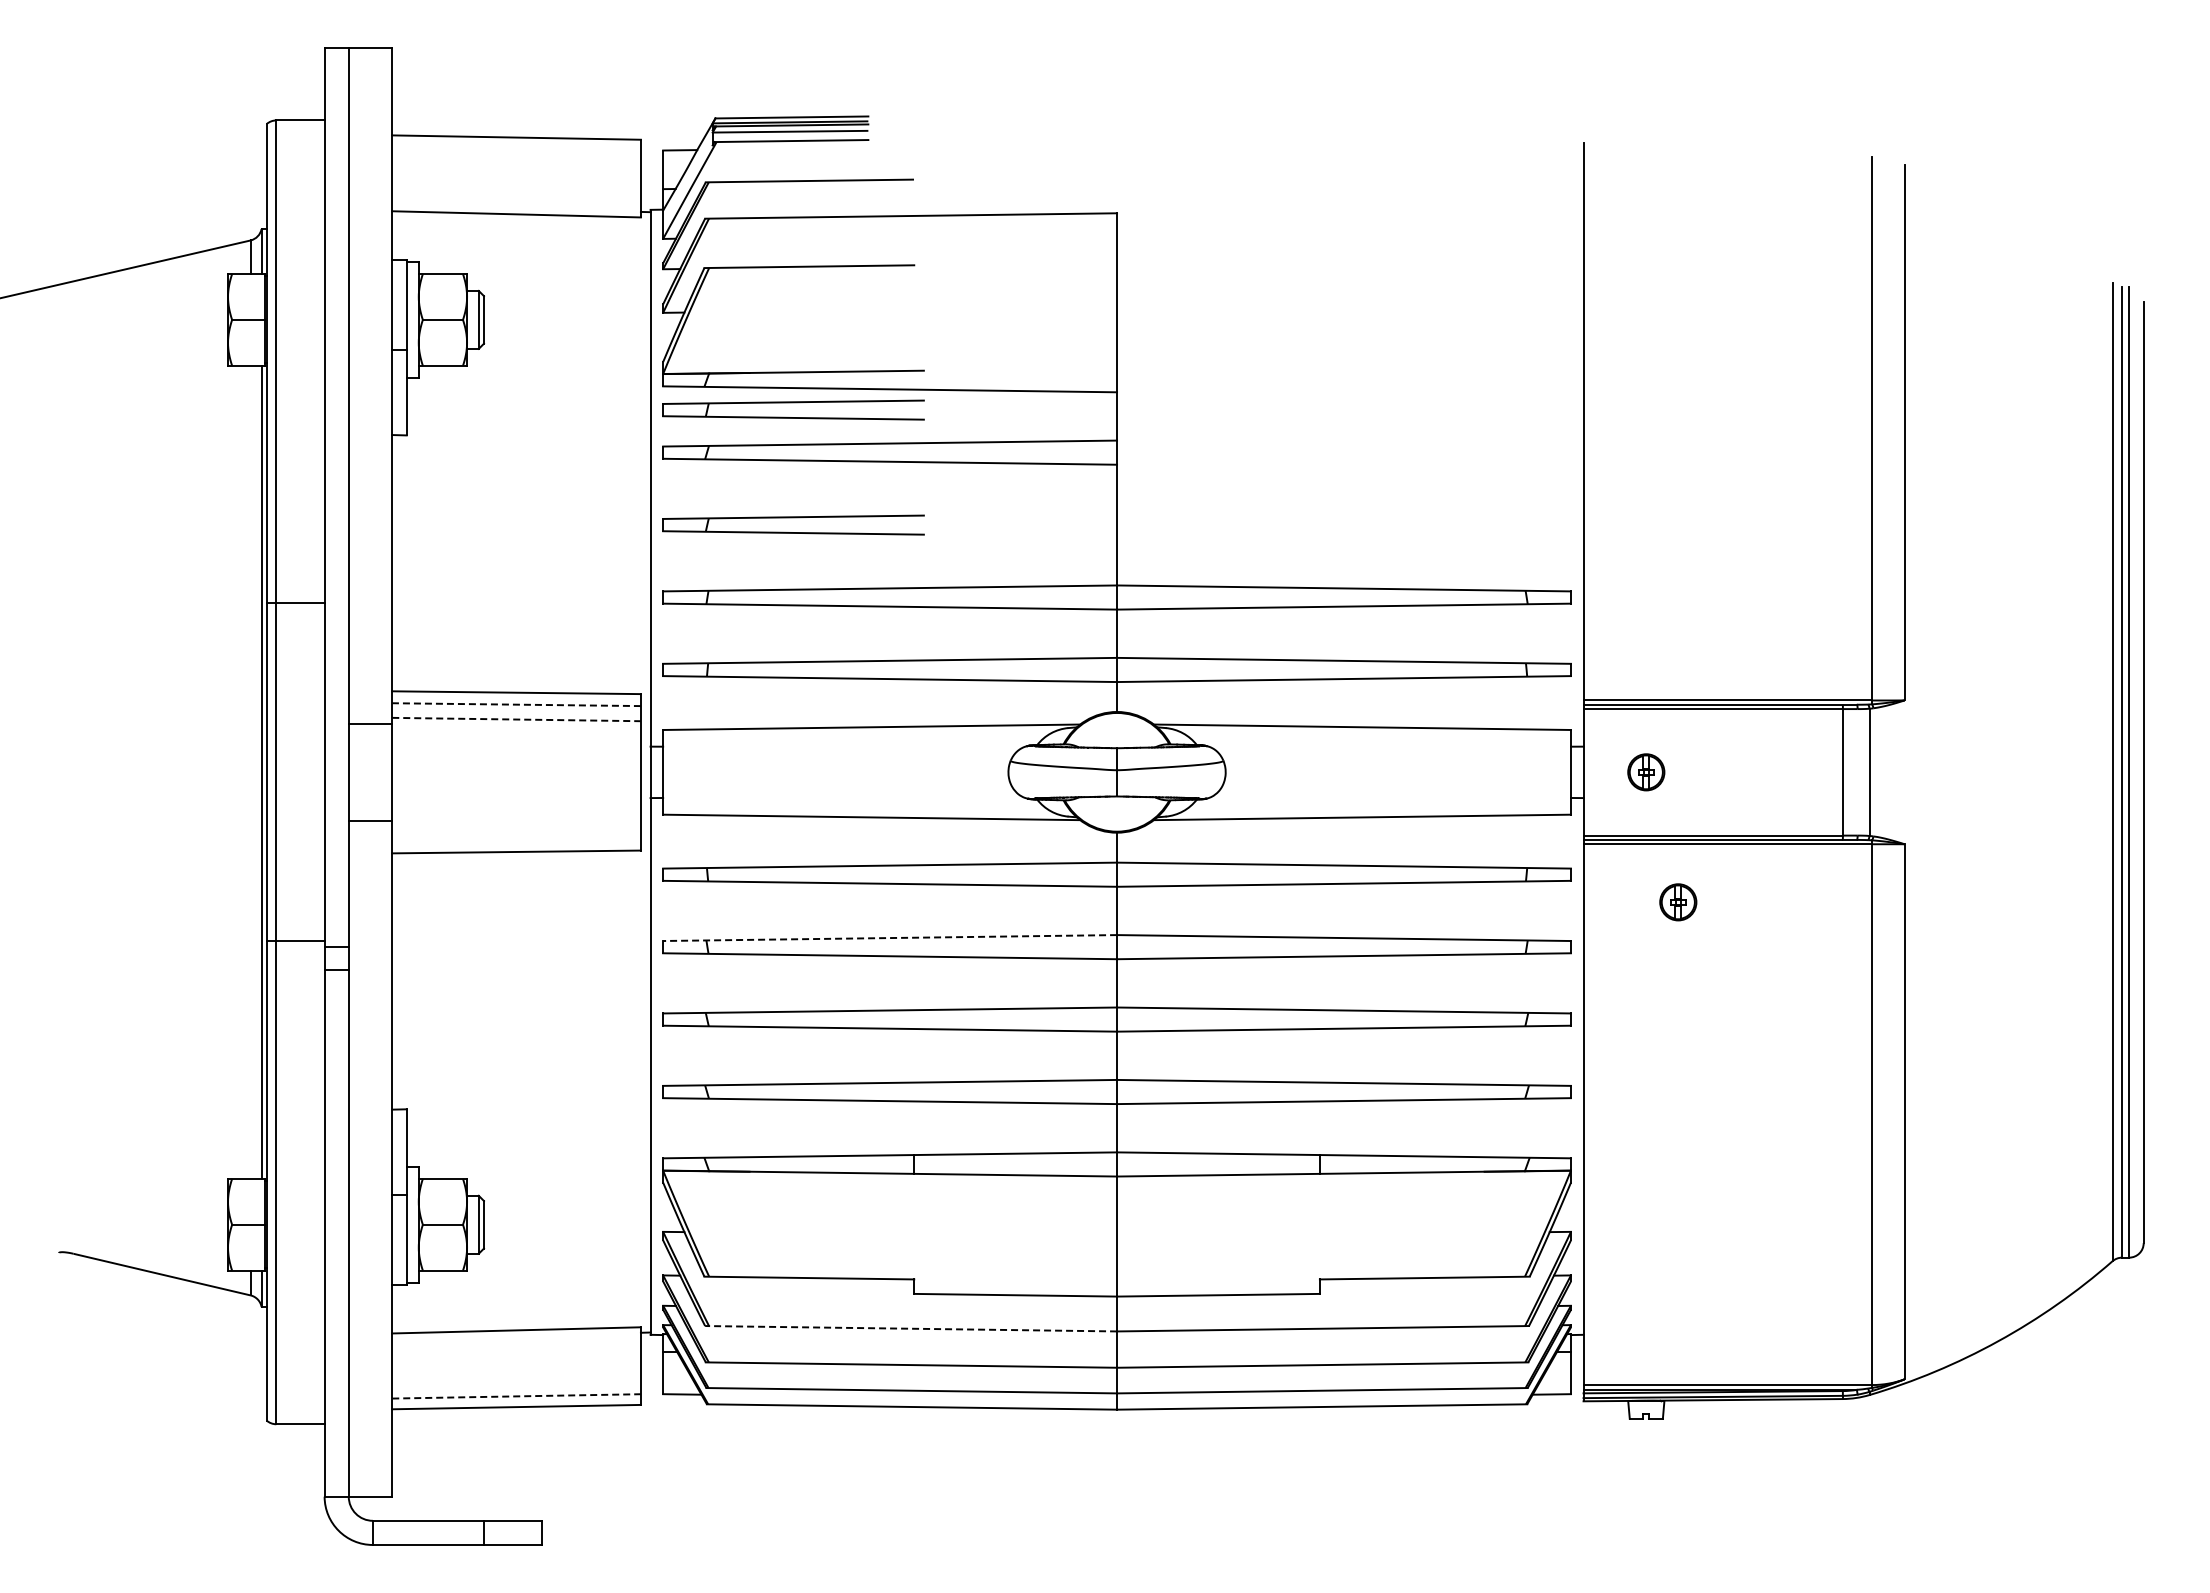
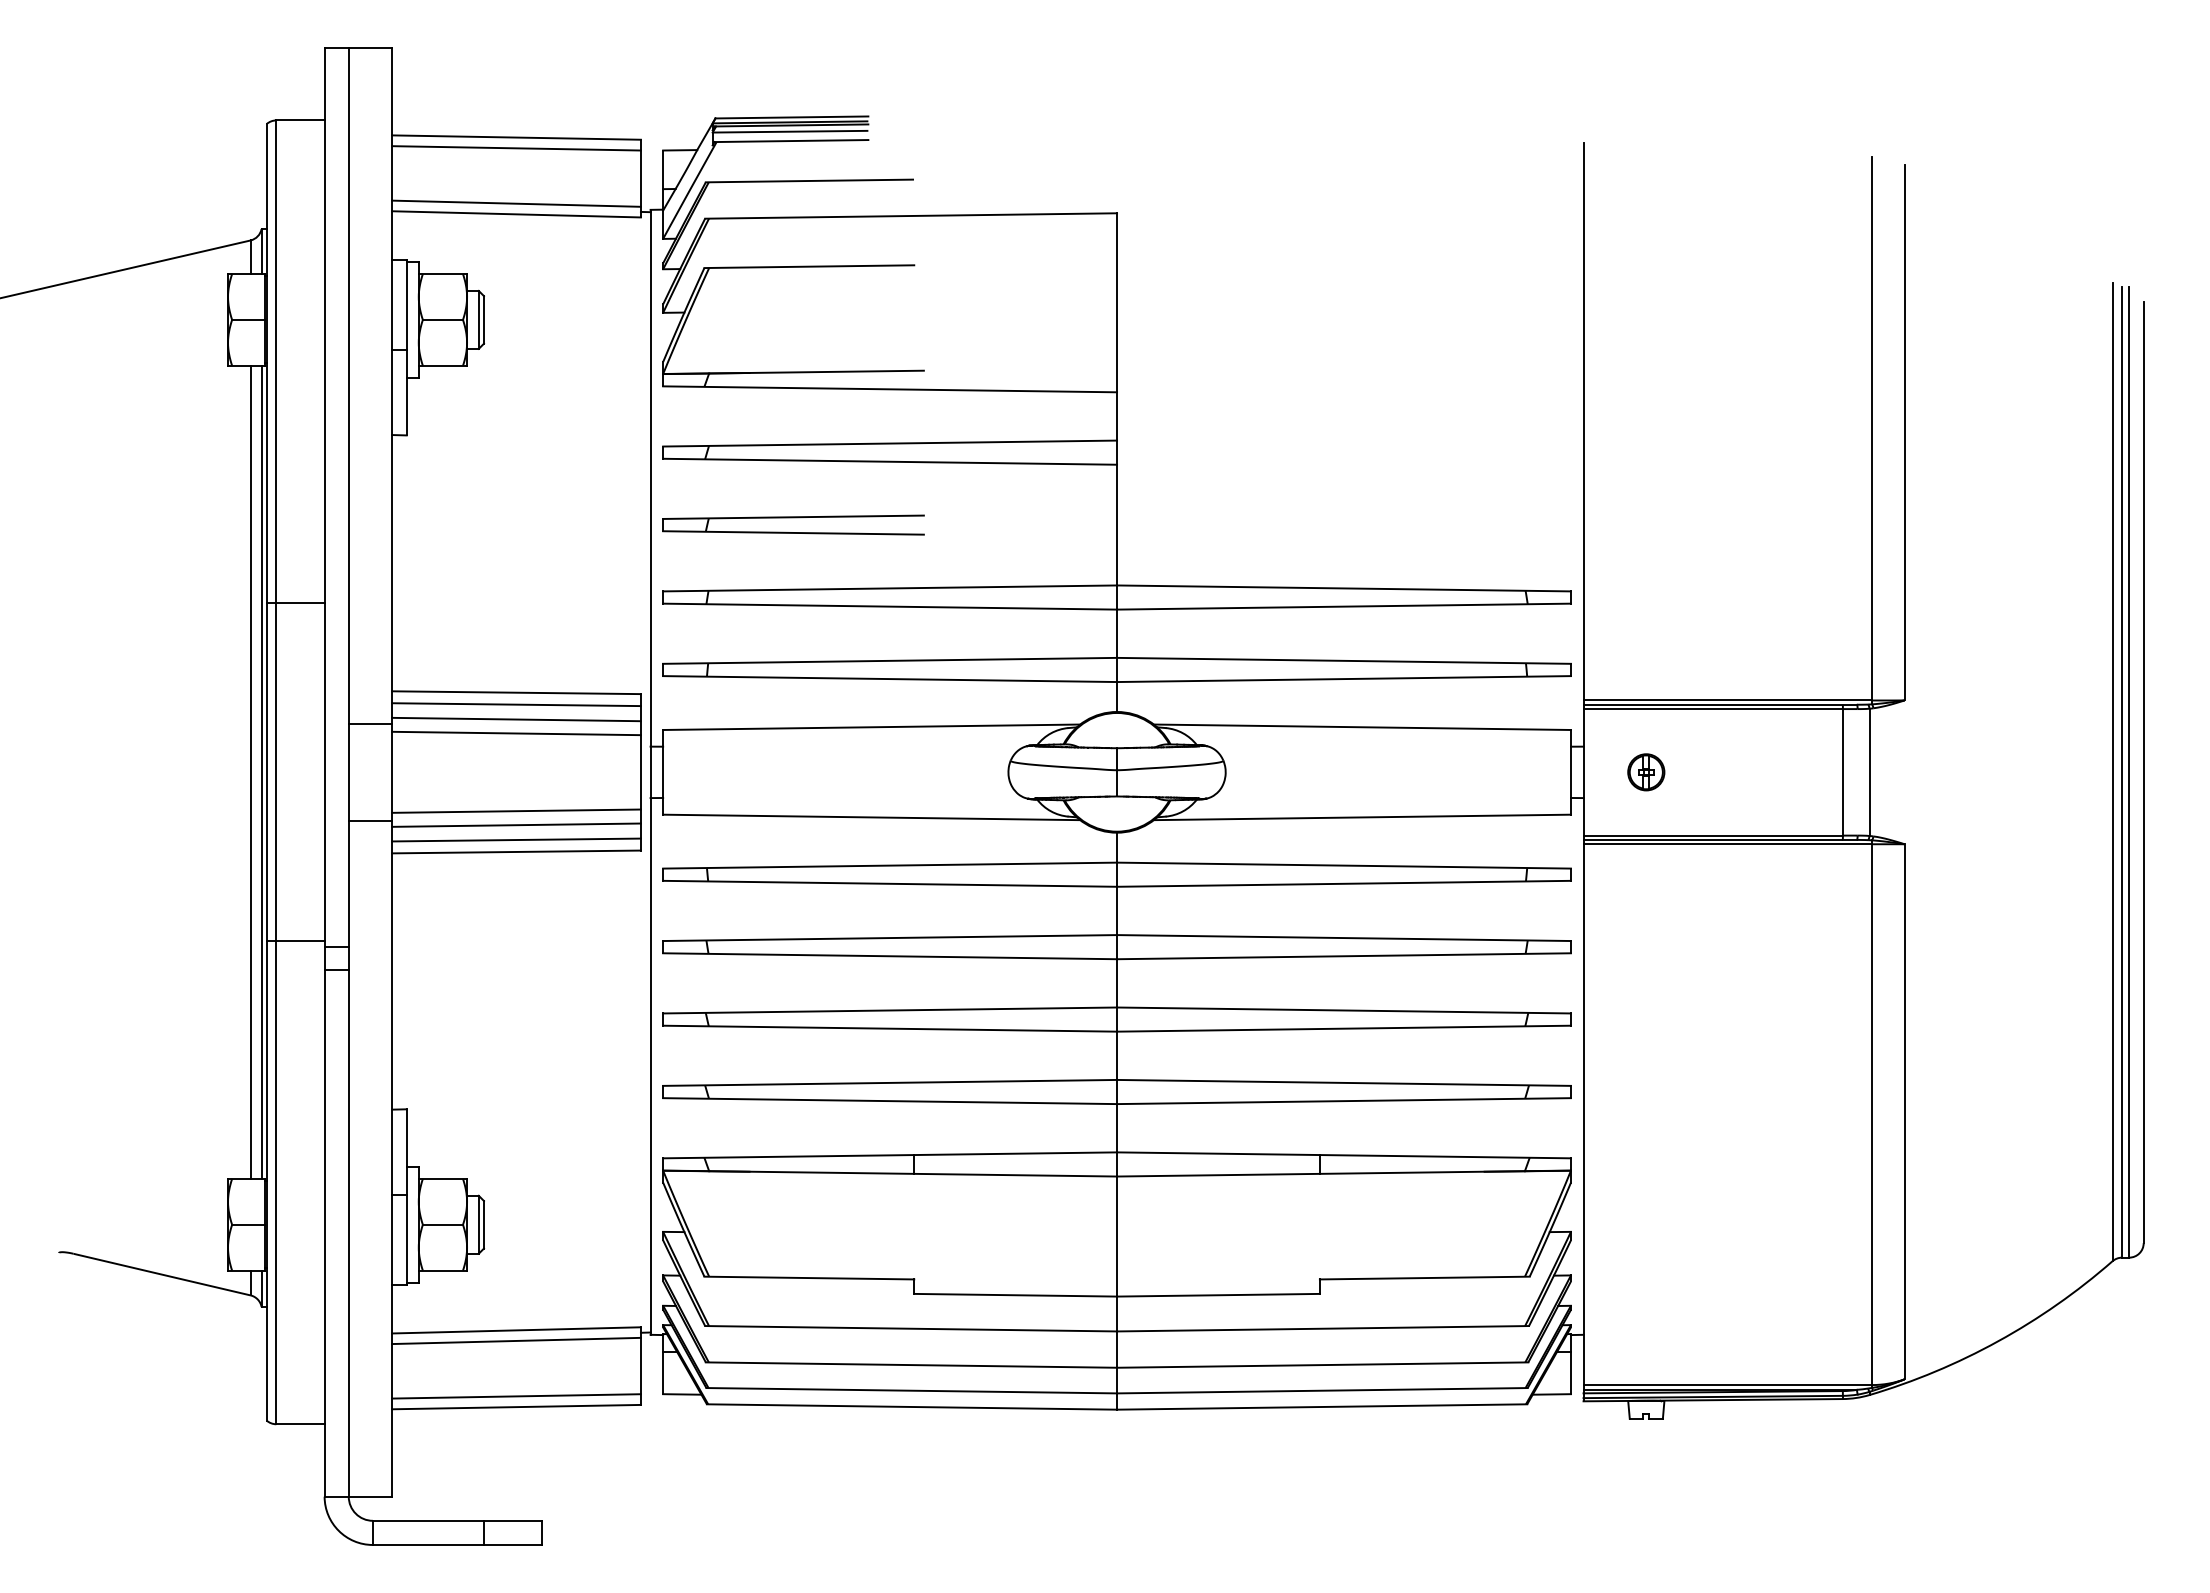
line: none -> present (516, 148)
line: none -> present (516, 203)
part: present -> none (793, 409)
line: dashed -> solid (516, 704)
line: dashed -> solid (517, 719)
line: none -> present (516, 733)
line: none -> present (250, 771)
line: none -> present (516, 810)
line: none -> present (516, 824)
line: none -> present (516, 839)
part: present -> none (1678, 902)
line: dashed -> solid (890, 938)
line: dashed -> solid (911, 1328)
line: none -> present (516, 1340)
line: dashed -> solid (517, 1396)
